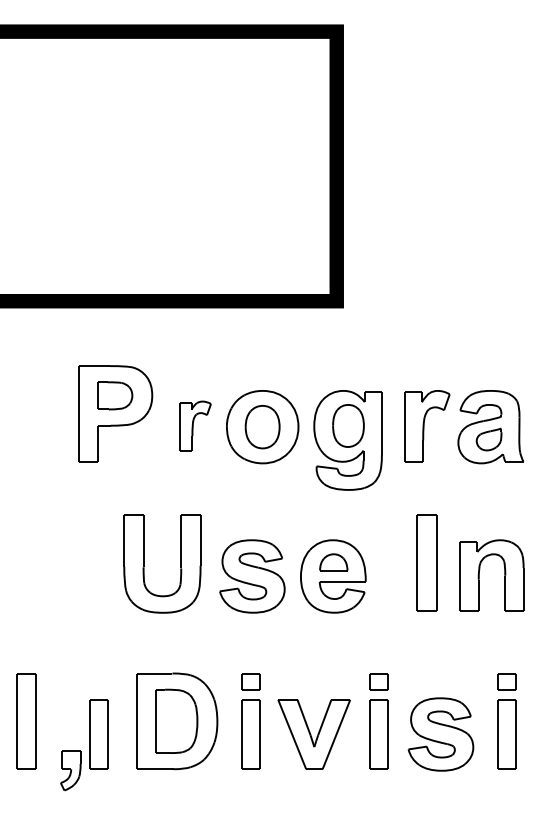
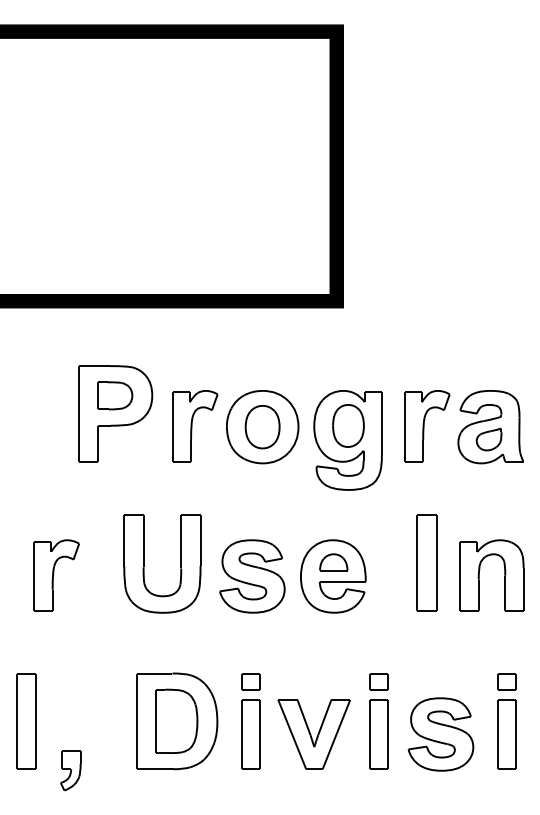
part size: 33x52 px -> 47x73 px (195, 426)
part: none -> present (56, 575)
part: present -> none (98, 734)
